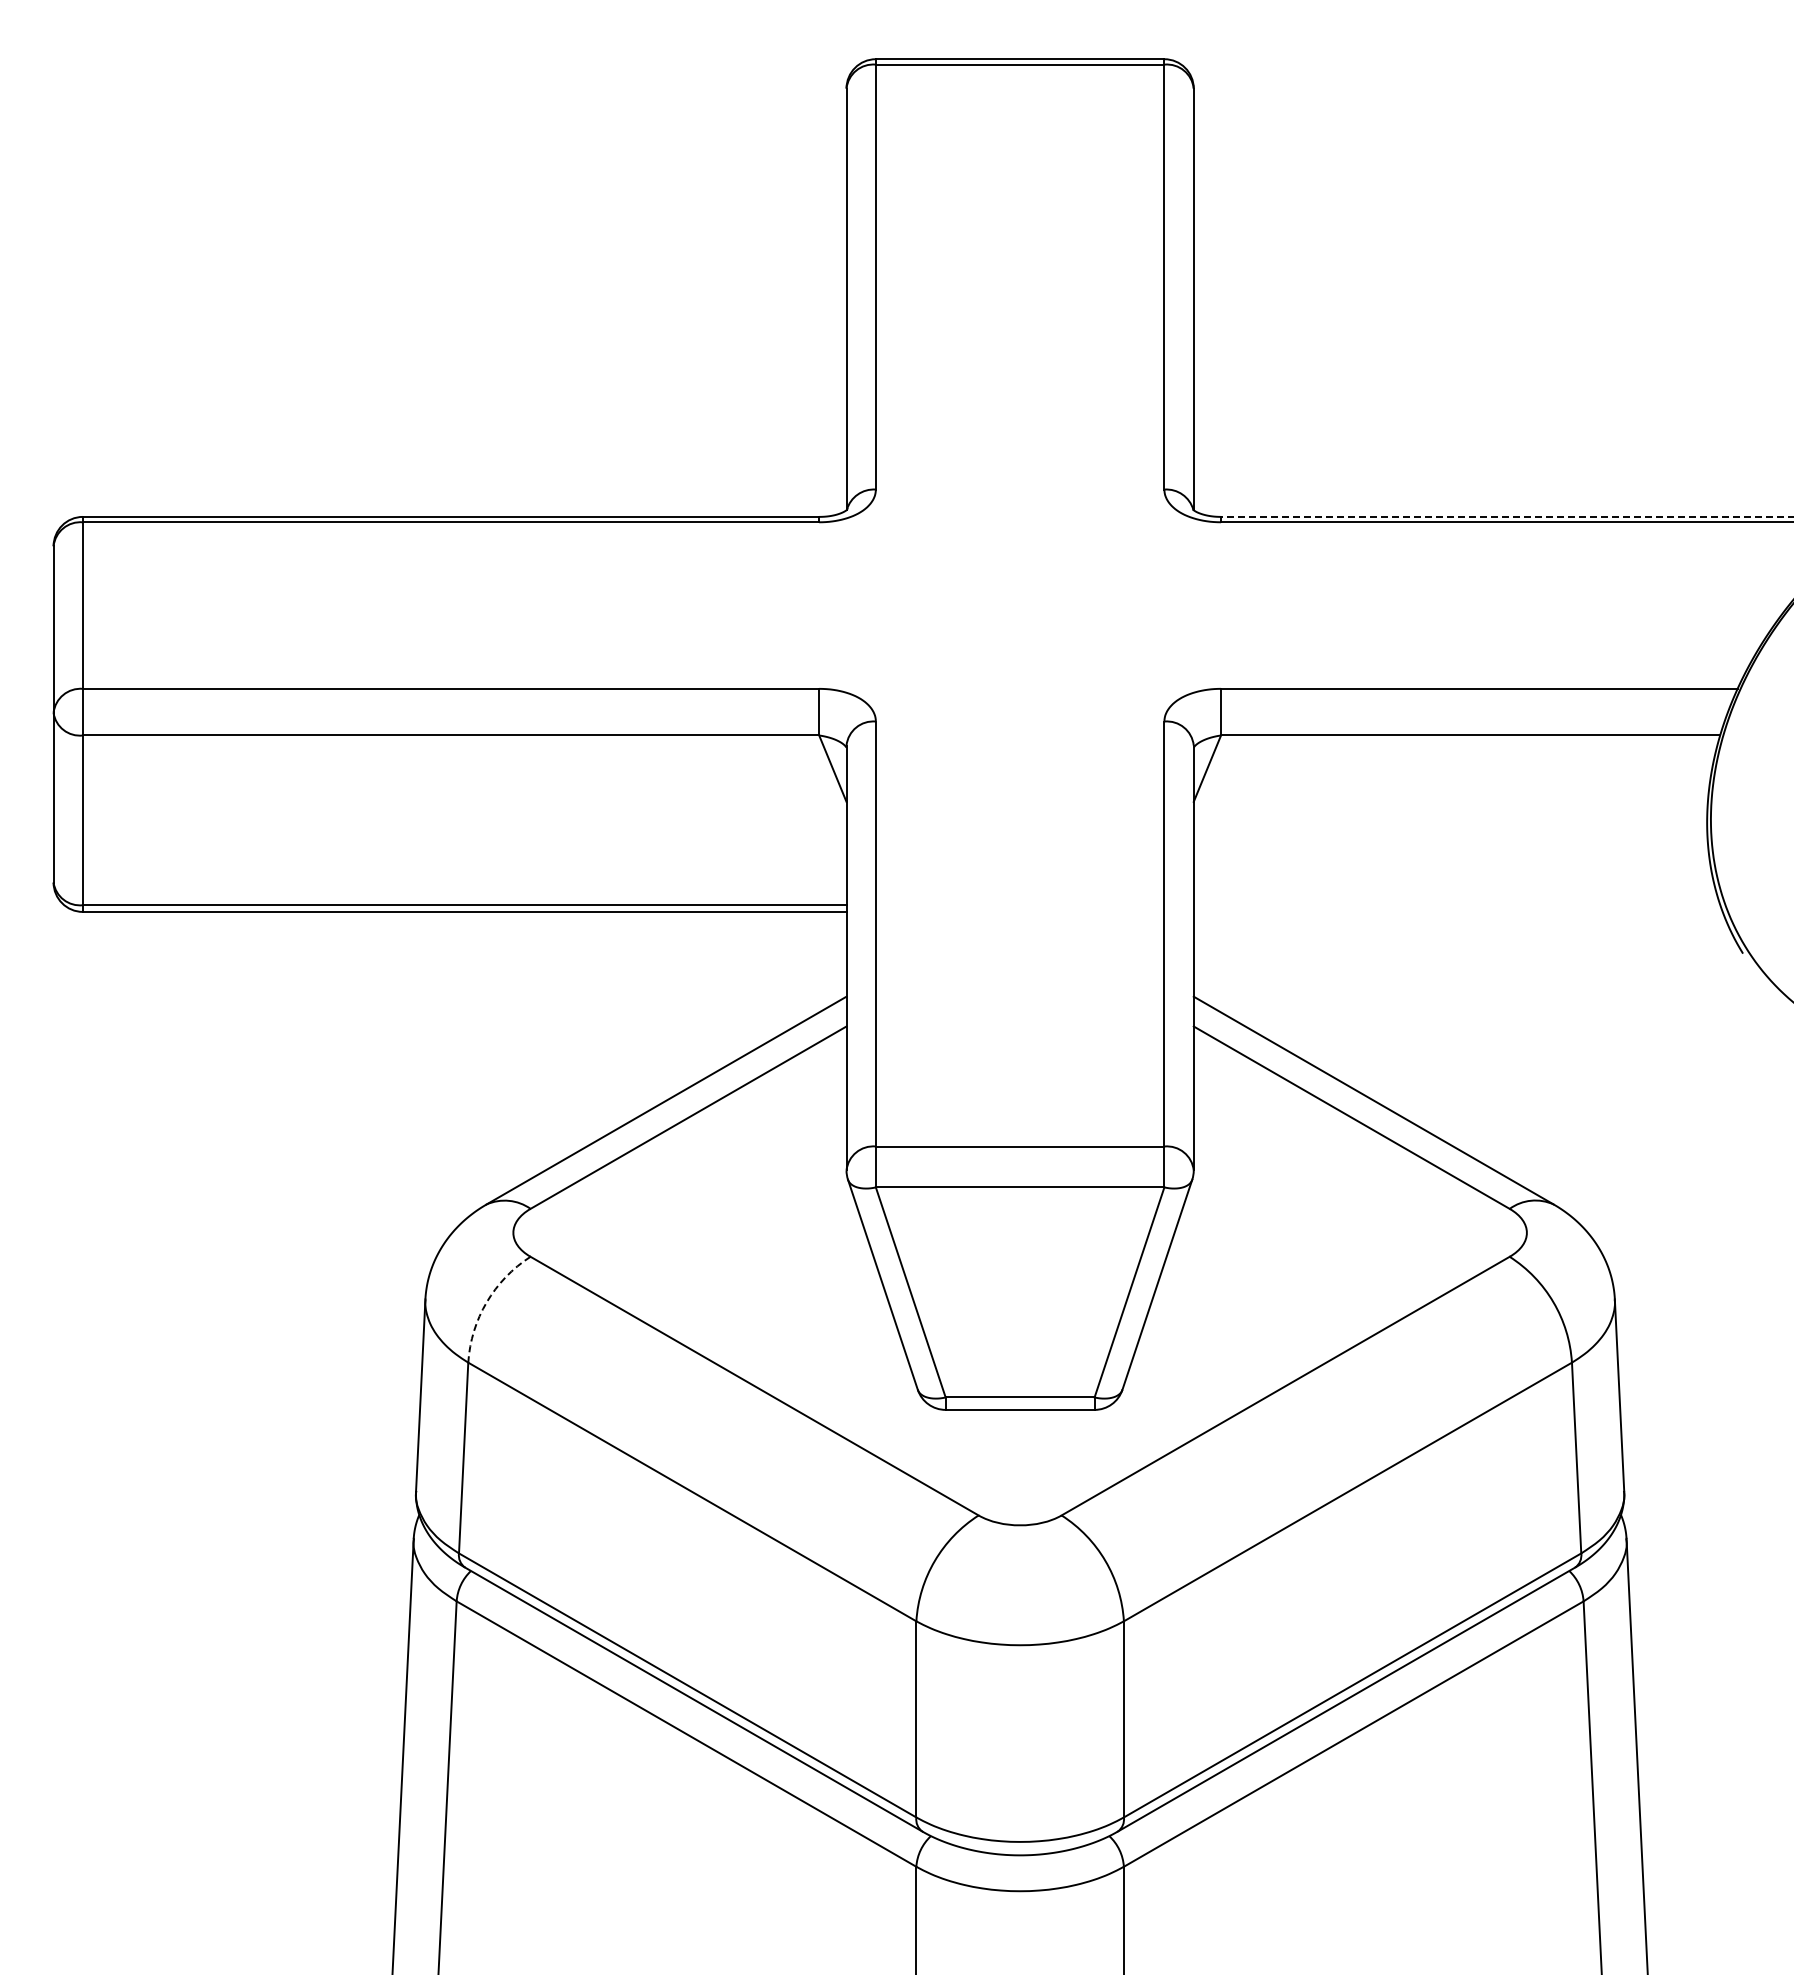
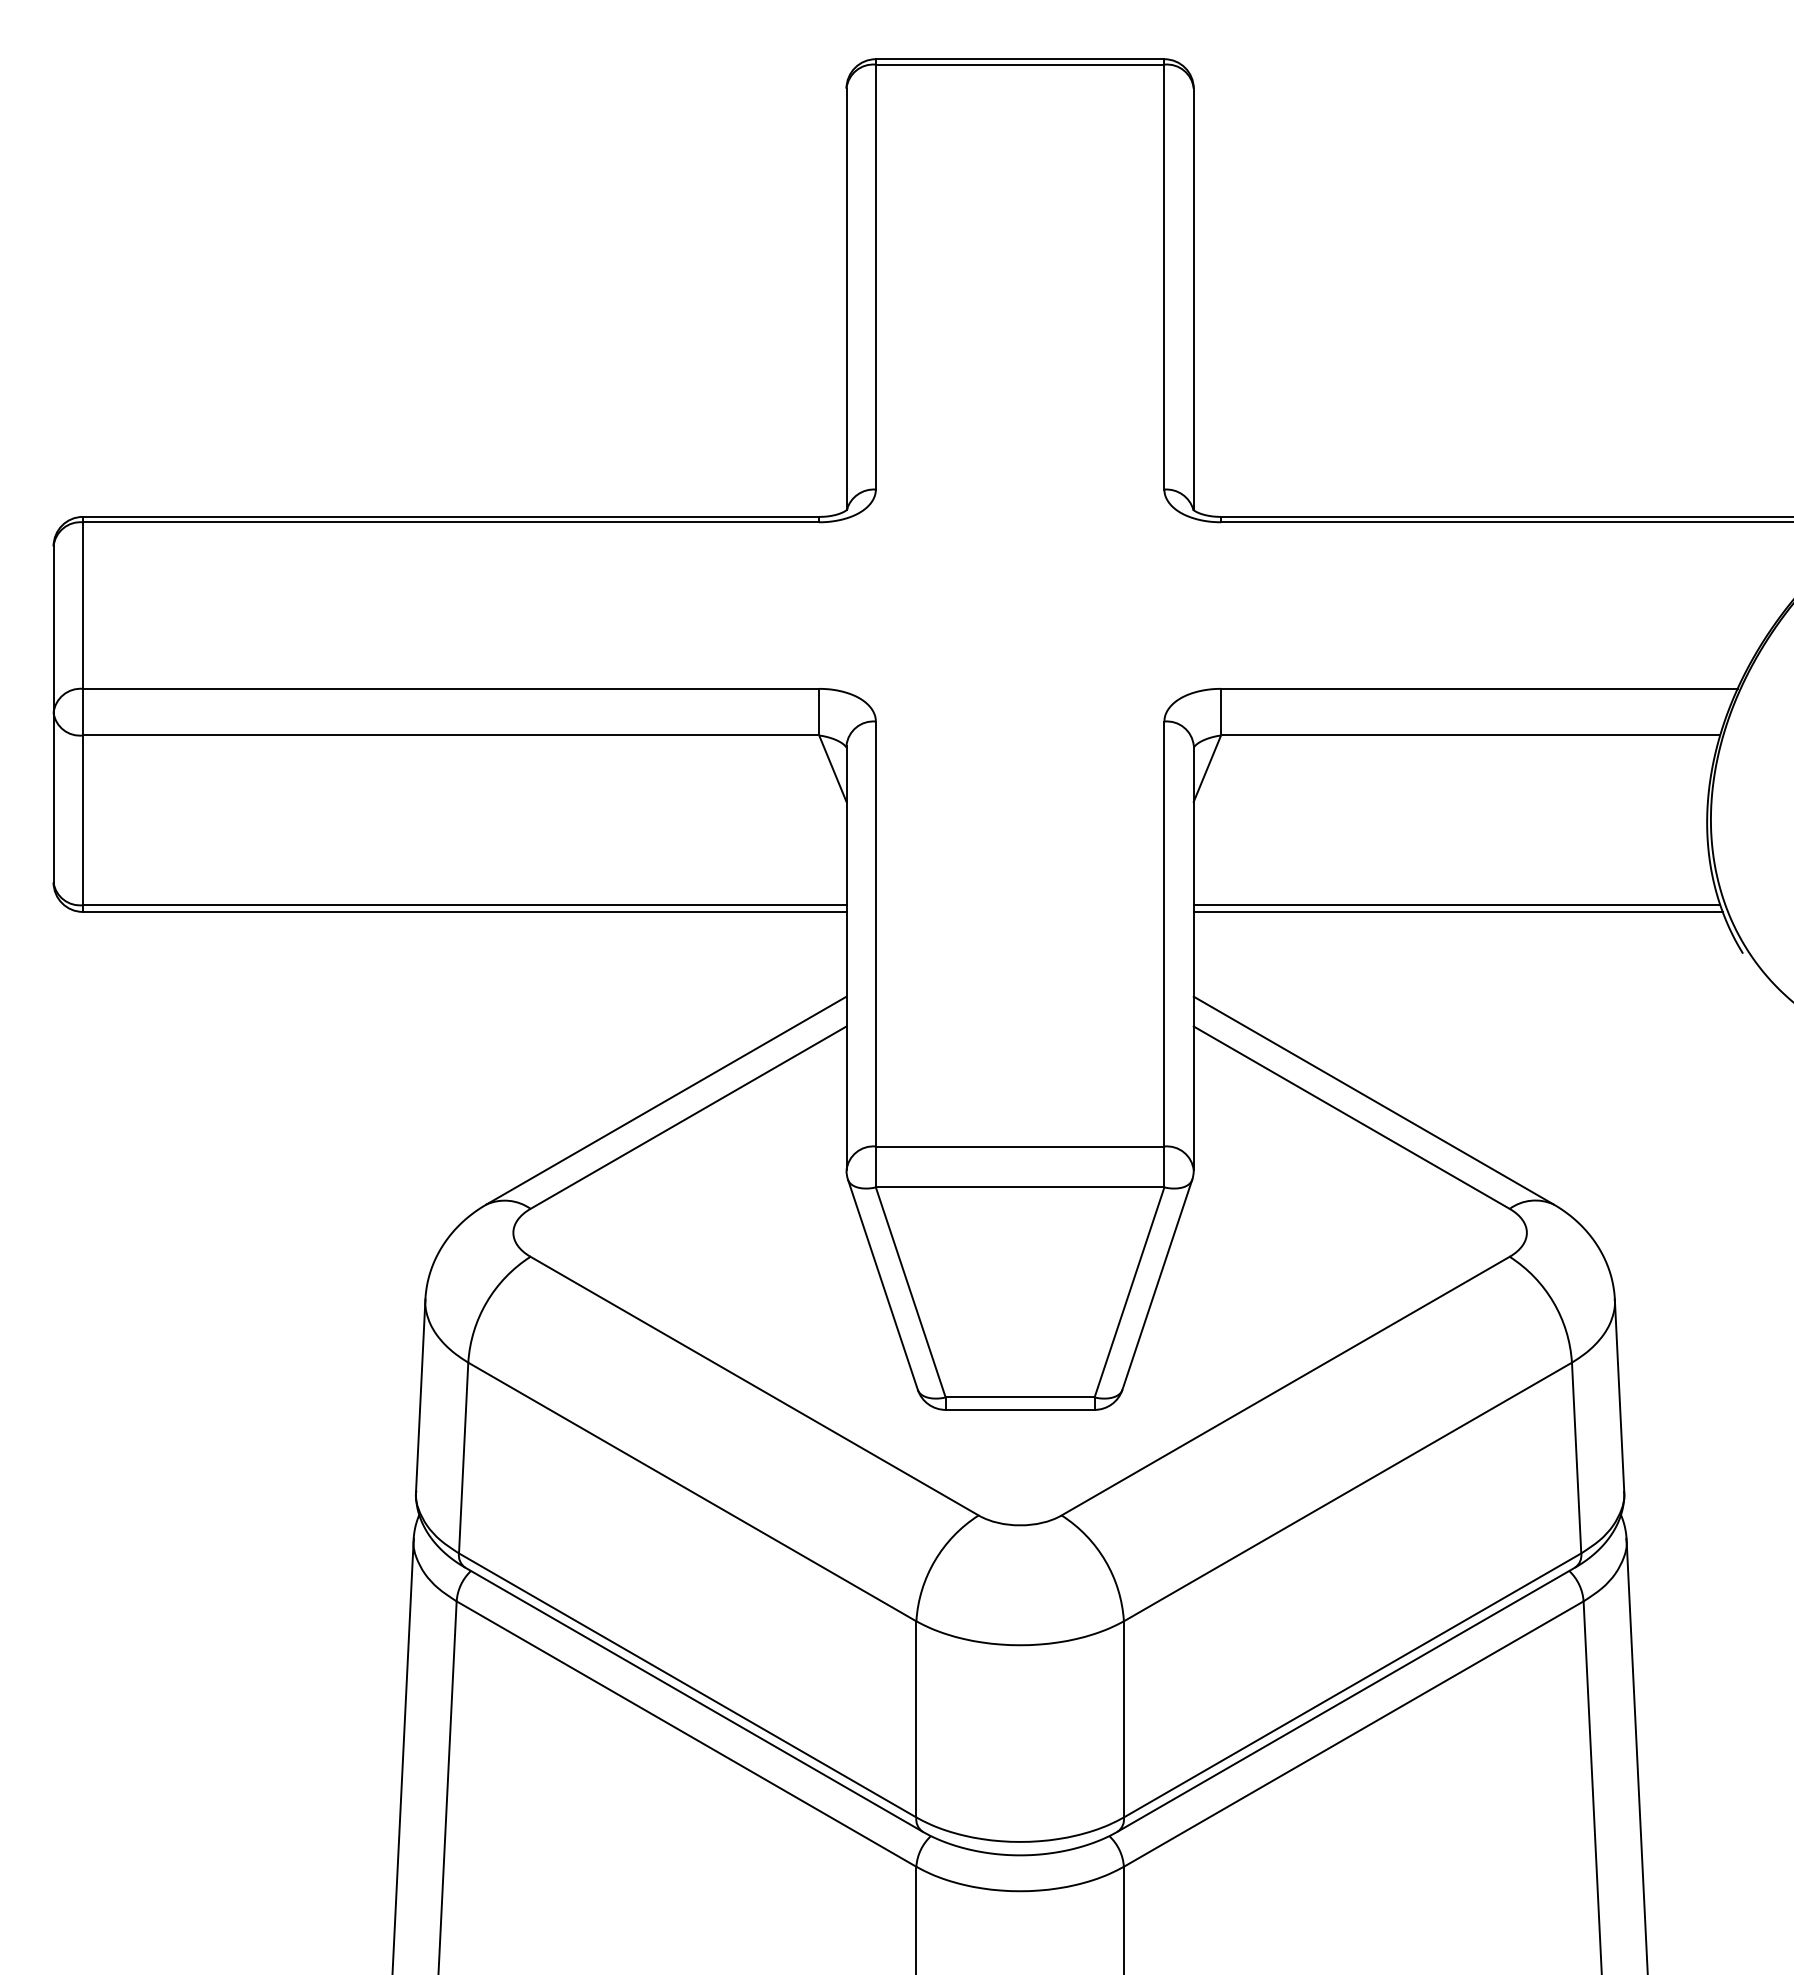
line: dashed -> solid (1506, 516)
line: none -> present (1456, 905)
line: none -> present (1457, 911)
arc: dashed -> solid (486, 1302)
